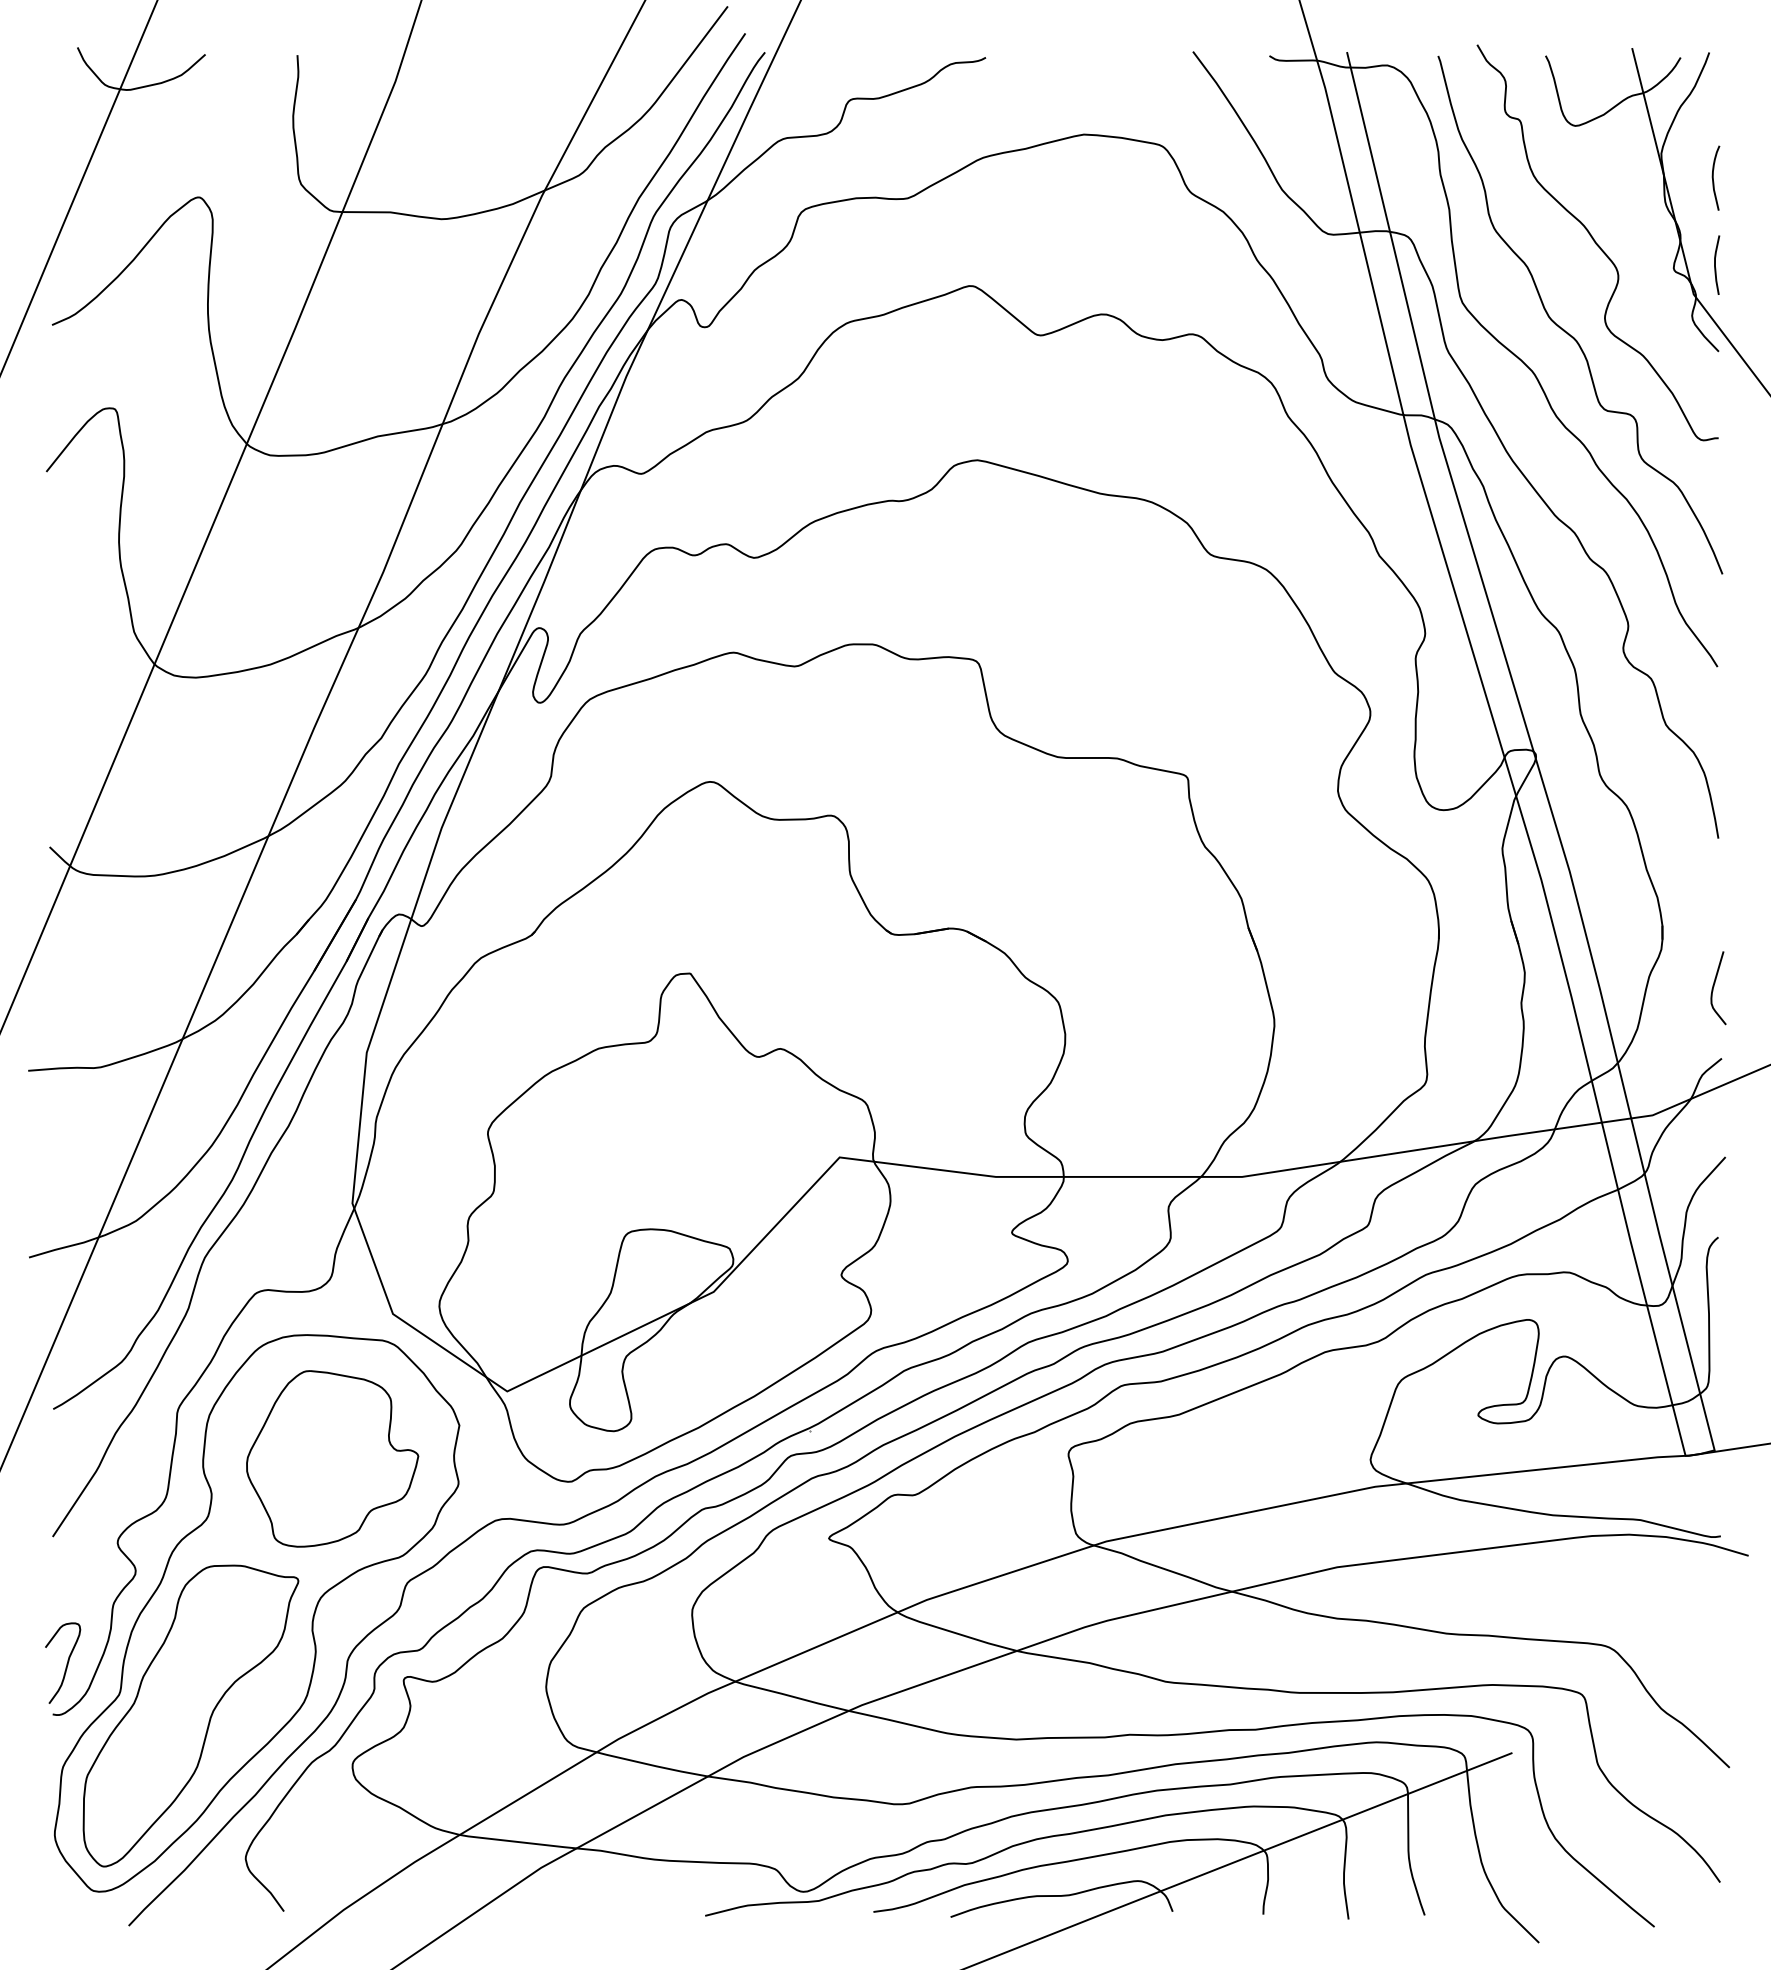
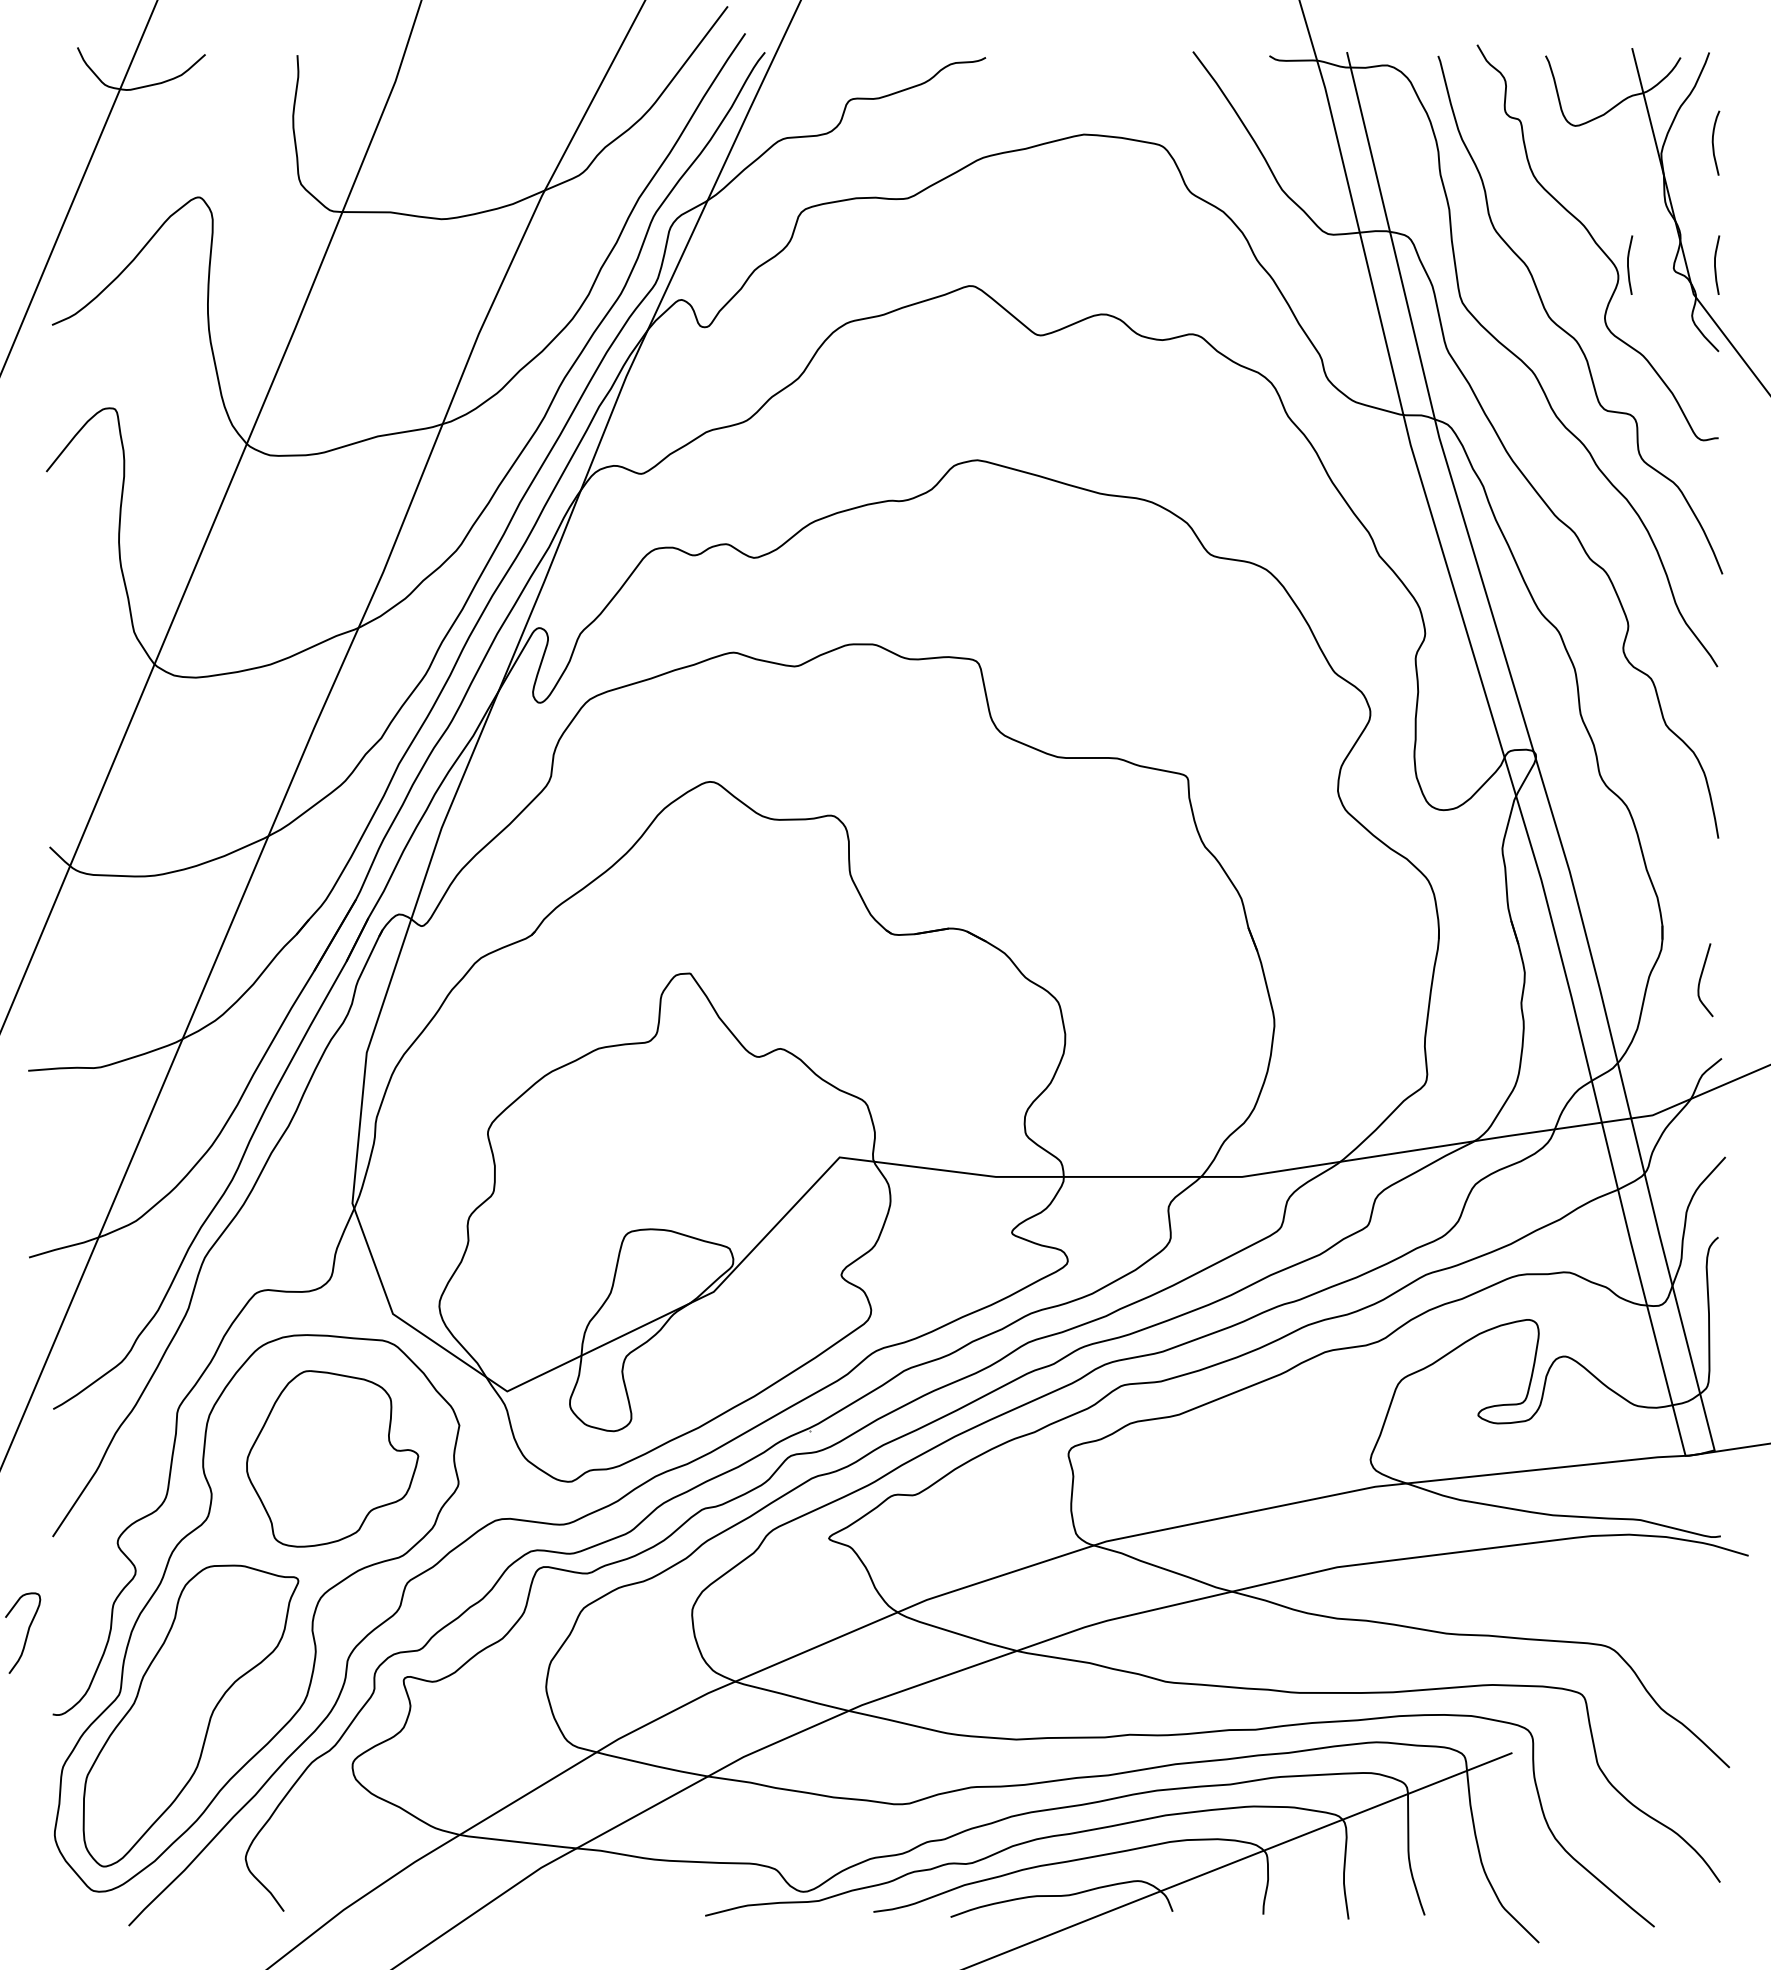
curve position: (1713, 177) -> (1713, 142) (1713, 142)
curve: none -> present (1628, 264)
curve position: (1714, 986) -> (1701, 978) (1701, 978)
curve position: (66, 1663) -> (26, 1633) (26, 1633)
